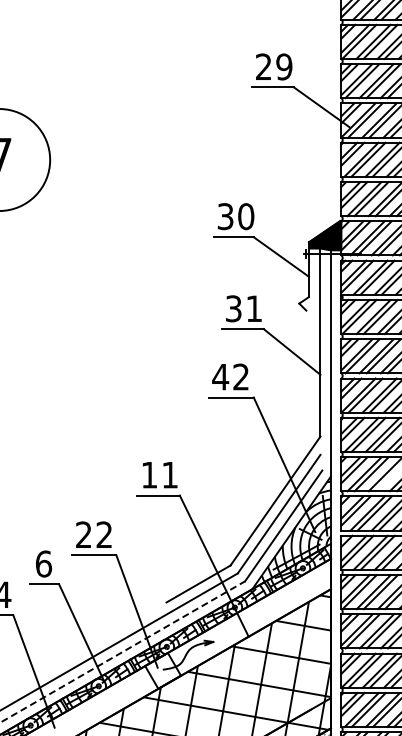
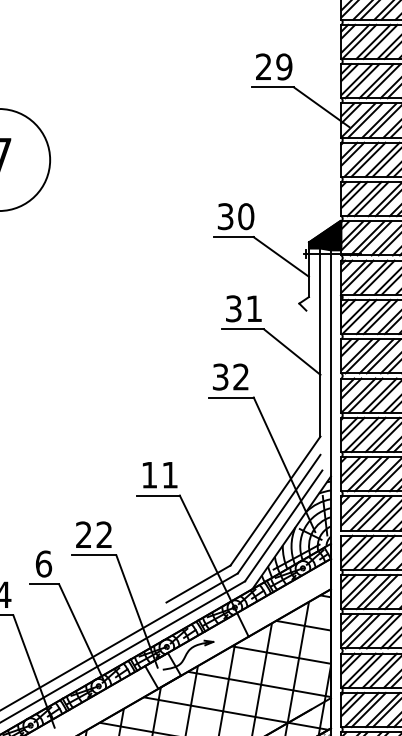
text: 42 -> 32 (220, 376)
line: none -> present (386, 479)
line: dashed -> solid (123, 651)
